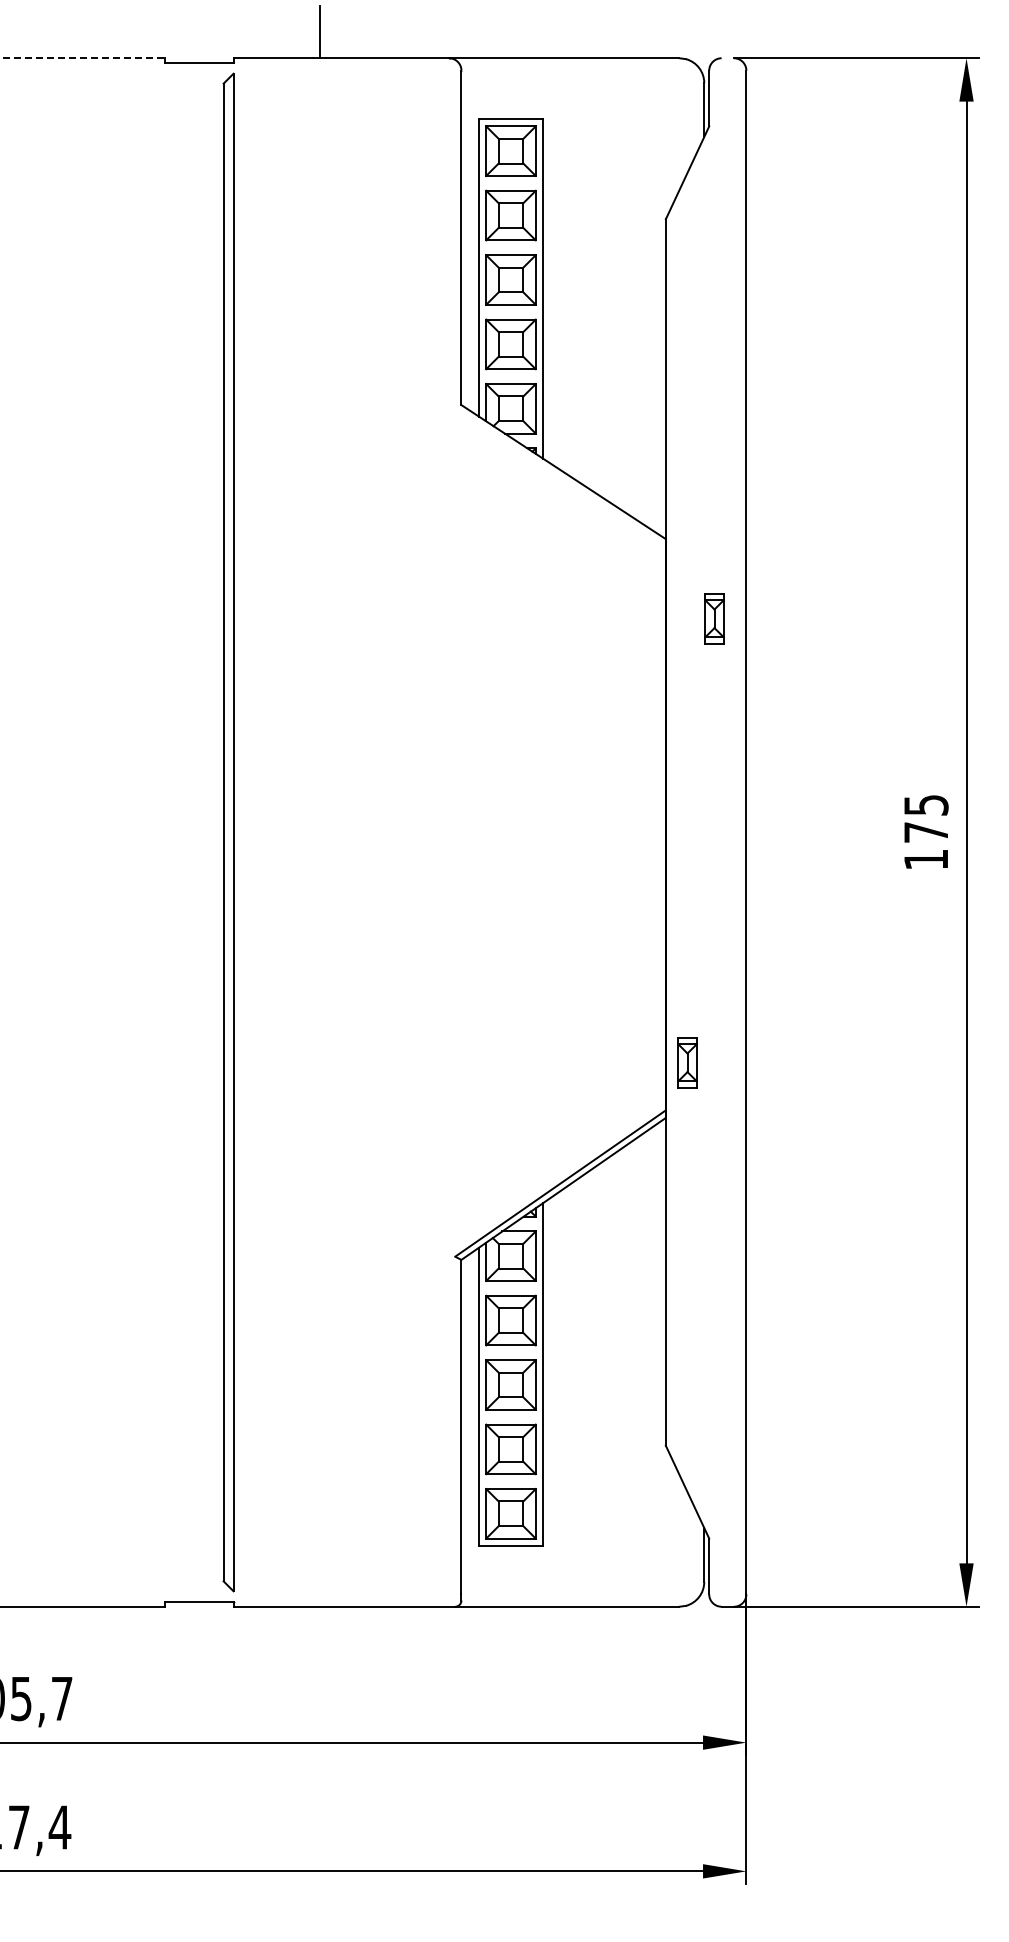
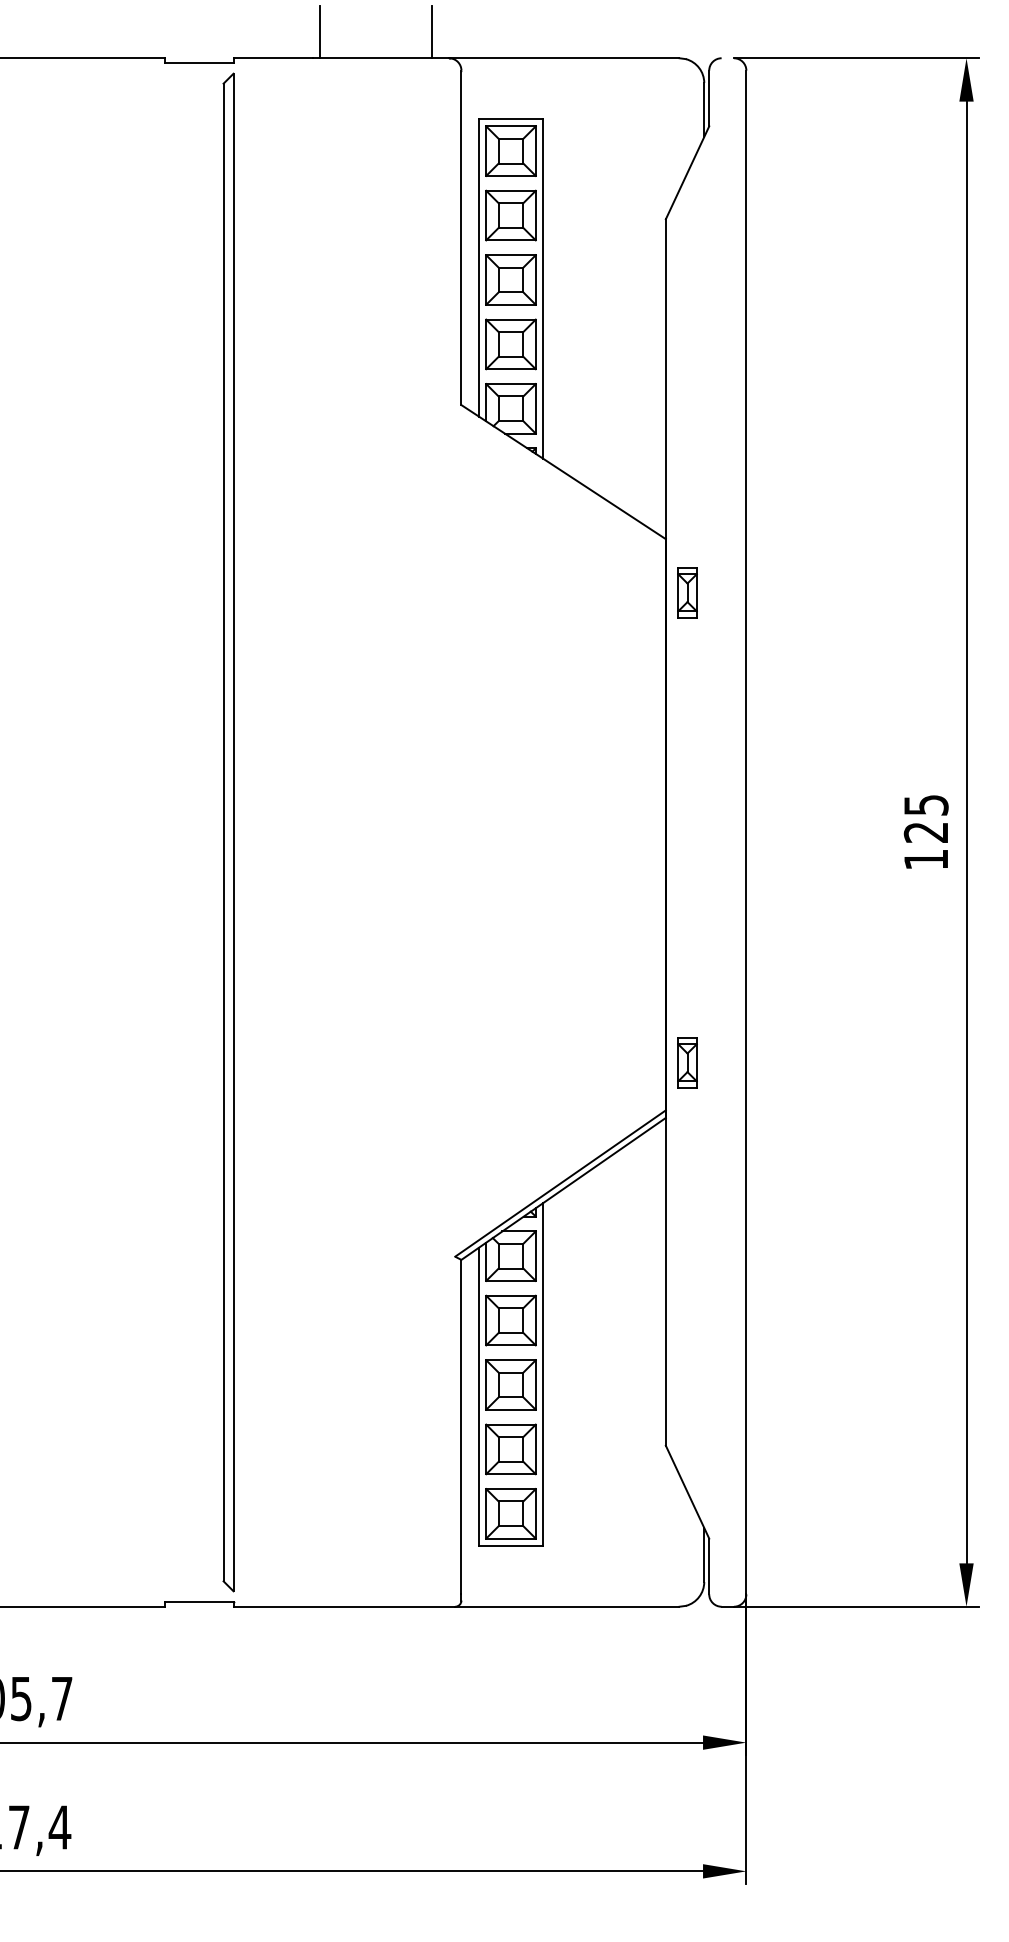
line: none -> present (431, 32)
line: dashed -> solid (83, 58)
part position: (714, 618) -> (687, 592) (687, 592)
text: 175 -> 125 (925, 832)
